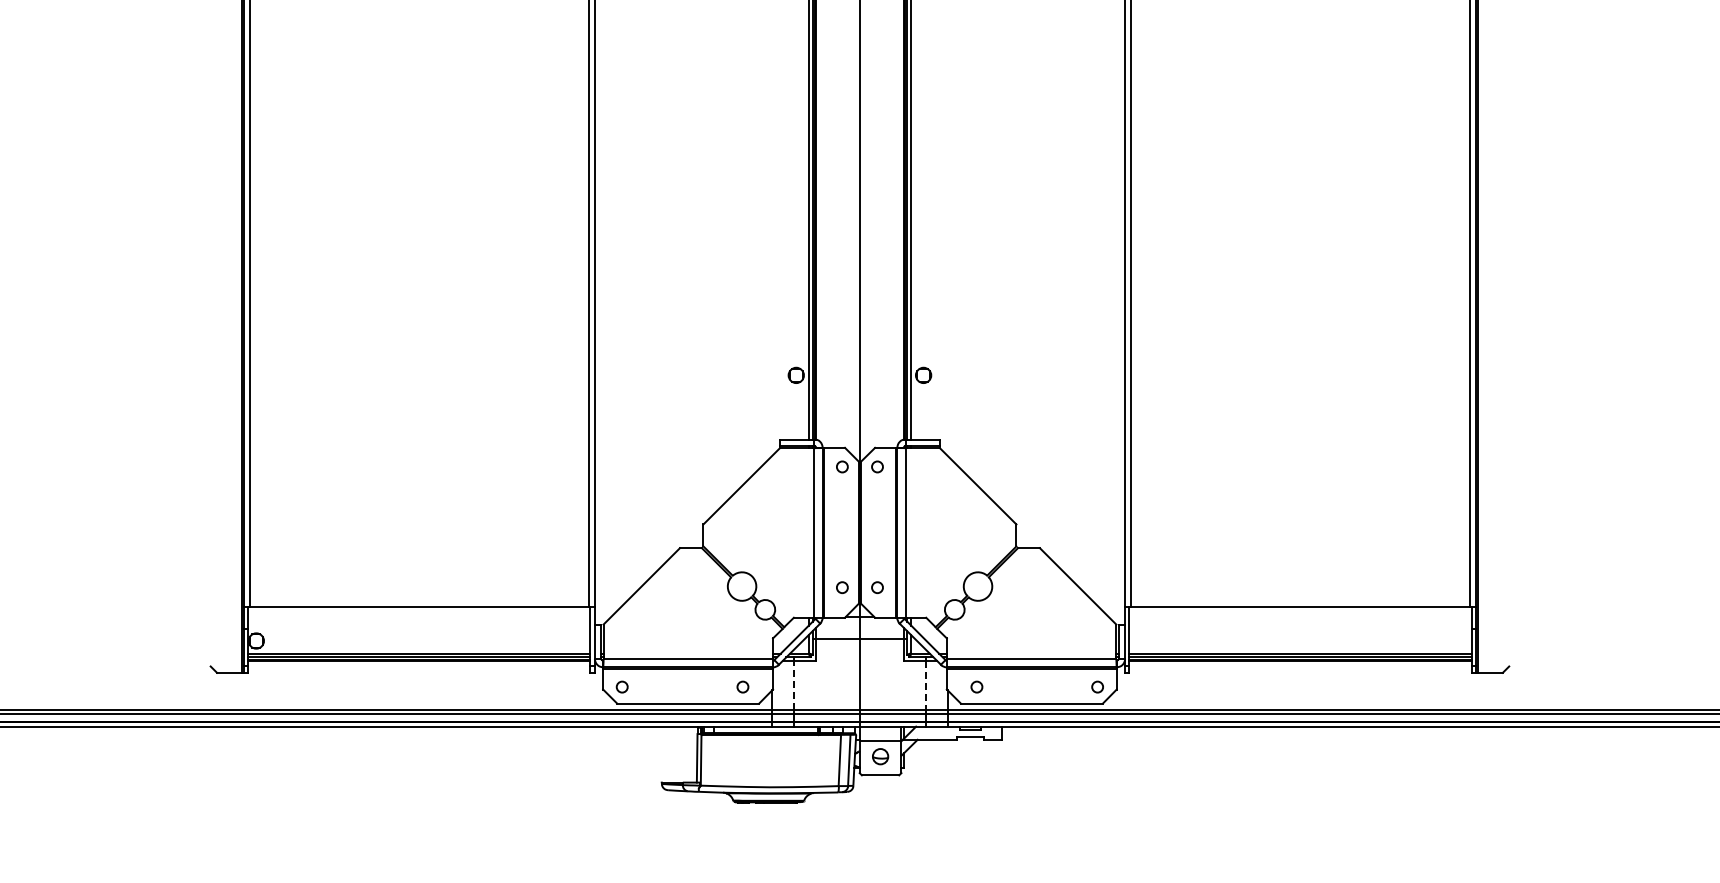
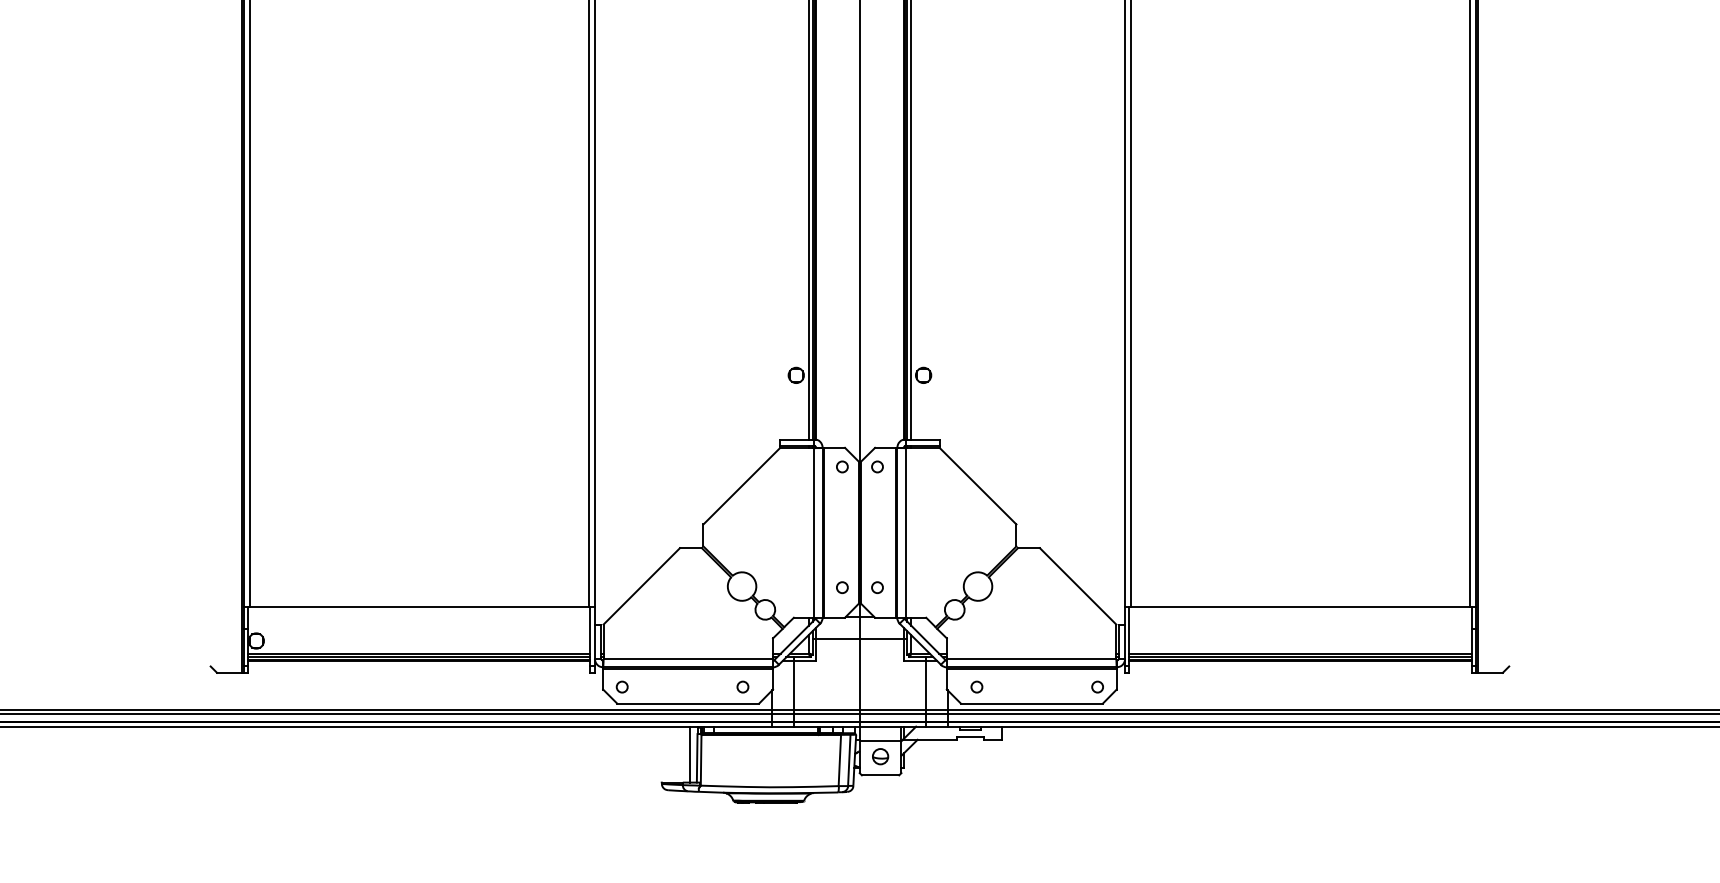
line: dashed -> solid (794, 684)
line: dashed -> solid (925, 685)
line: none -> present (689, 754)
